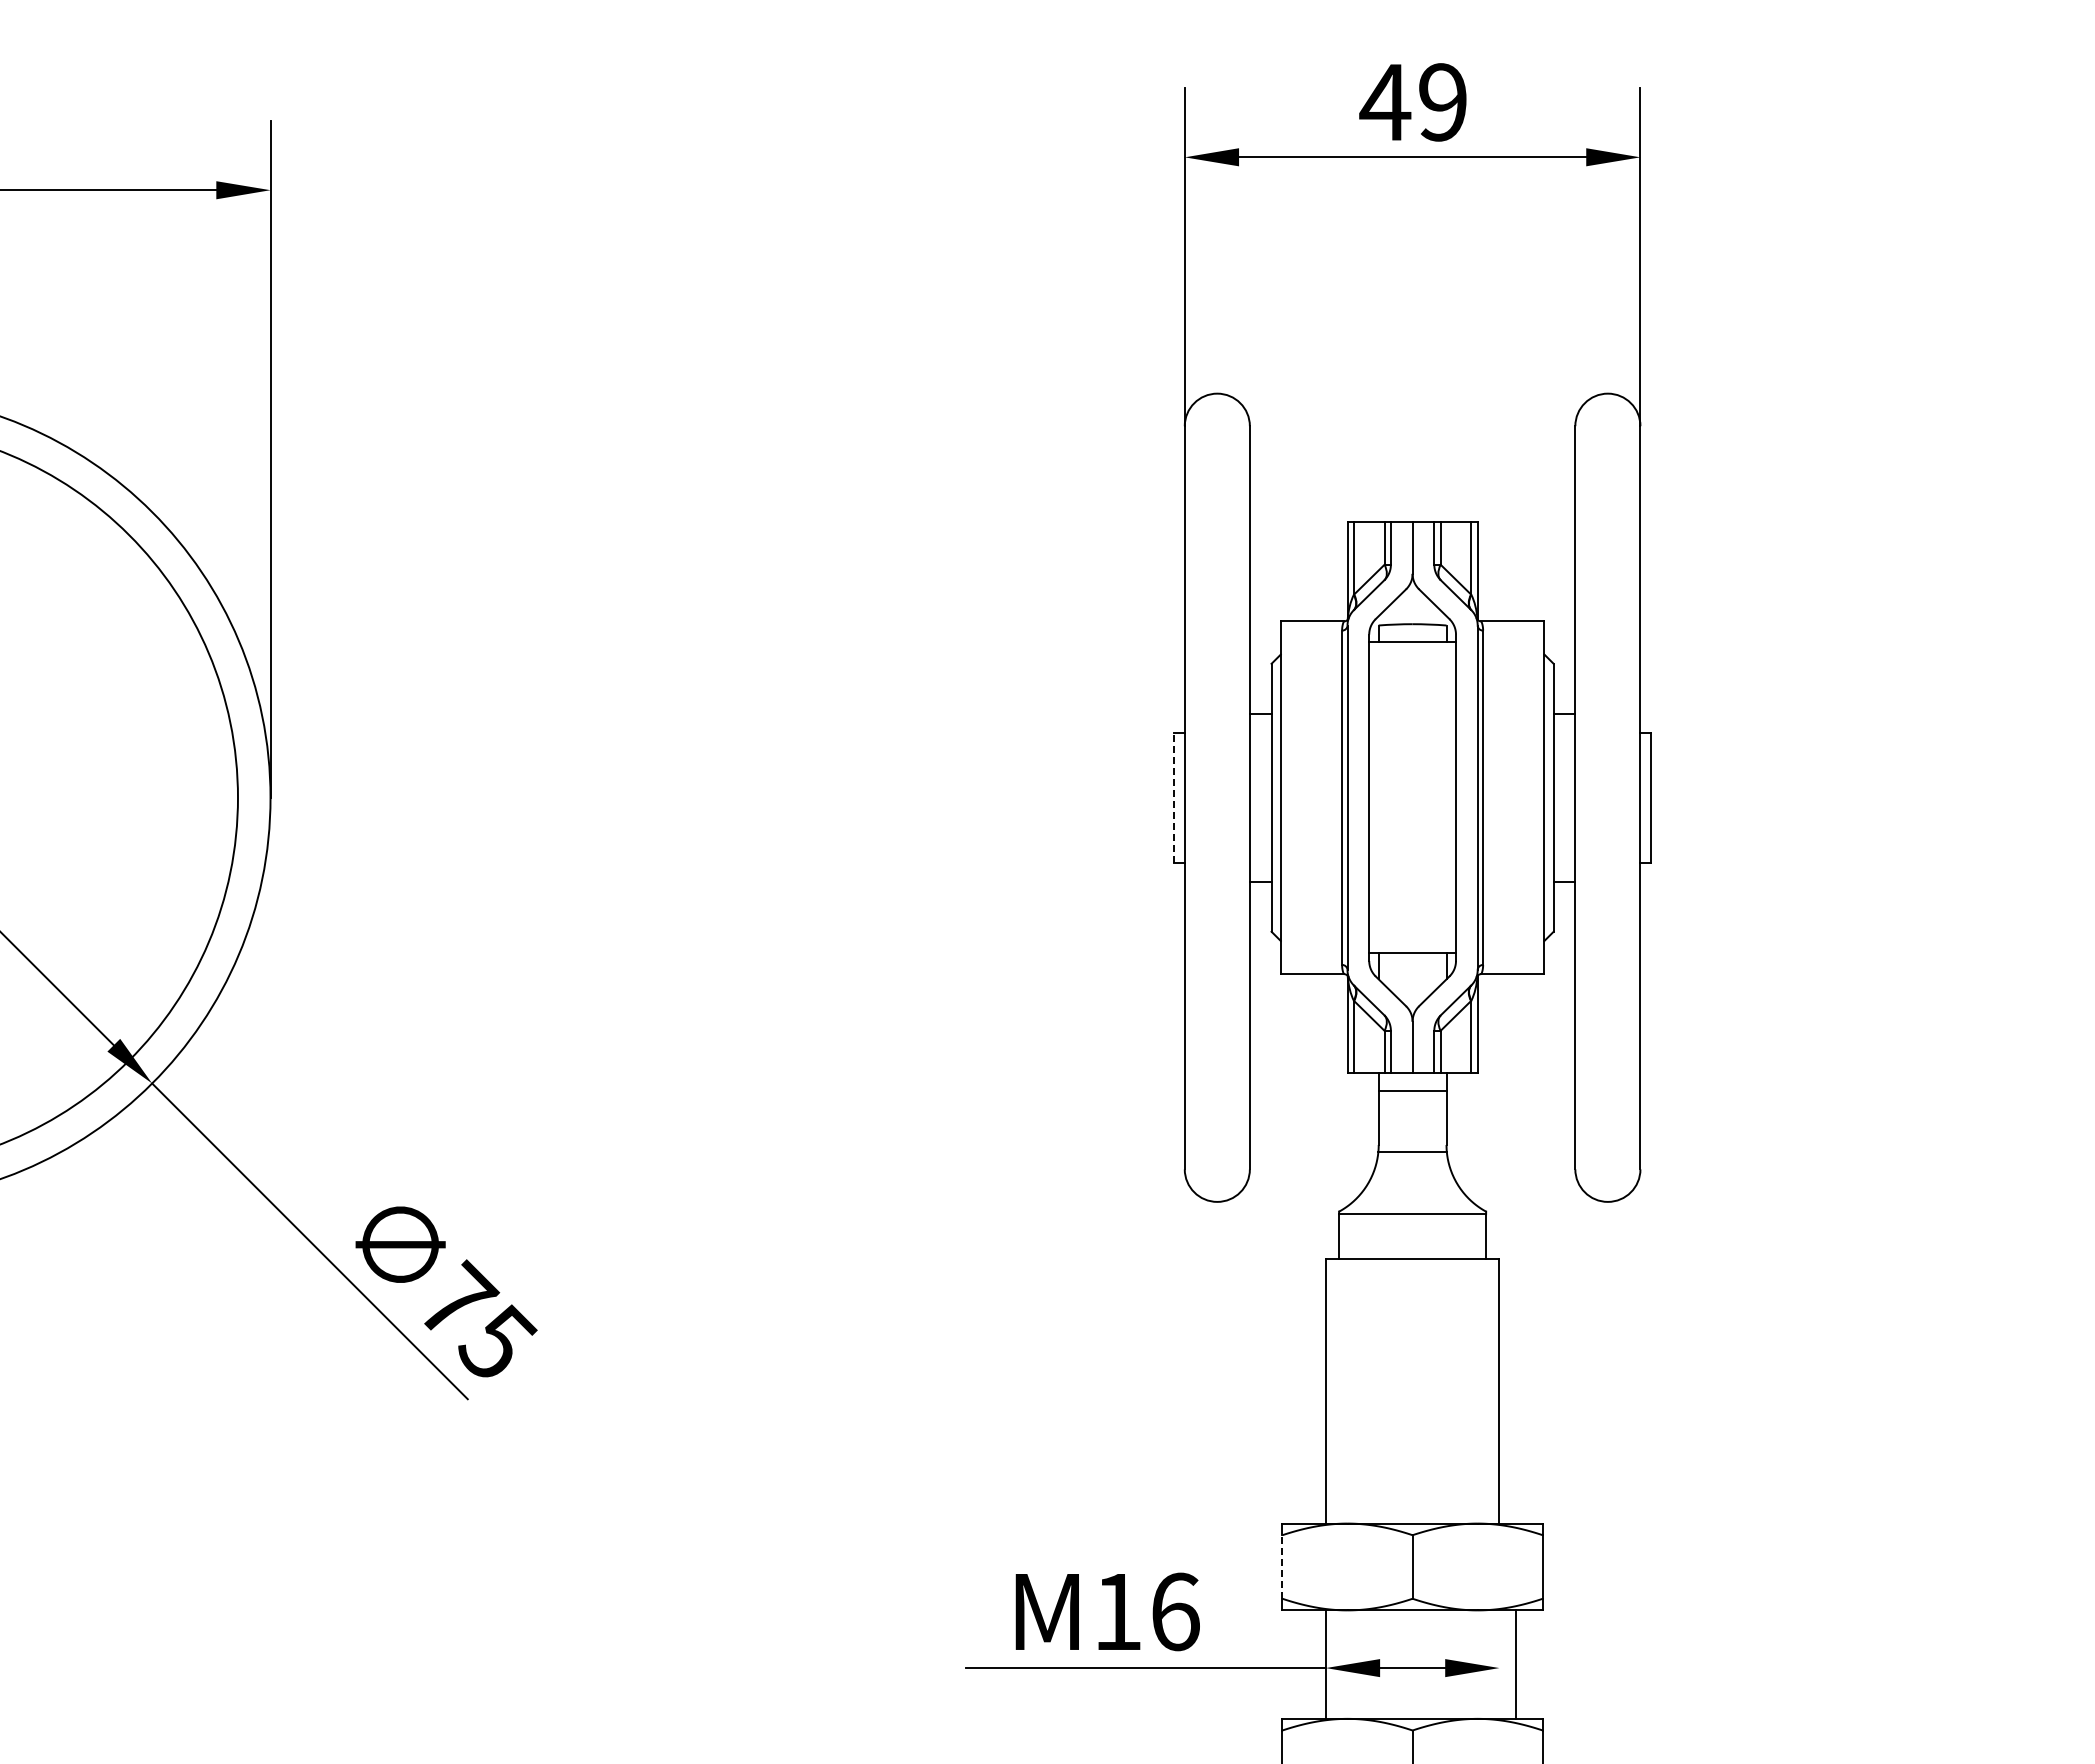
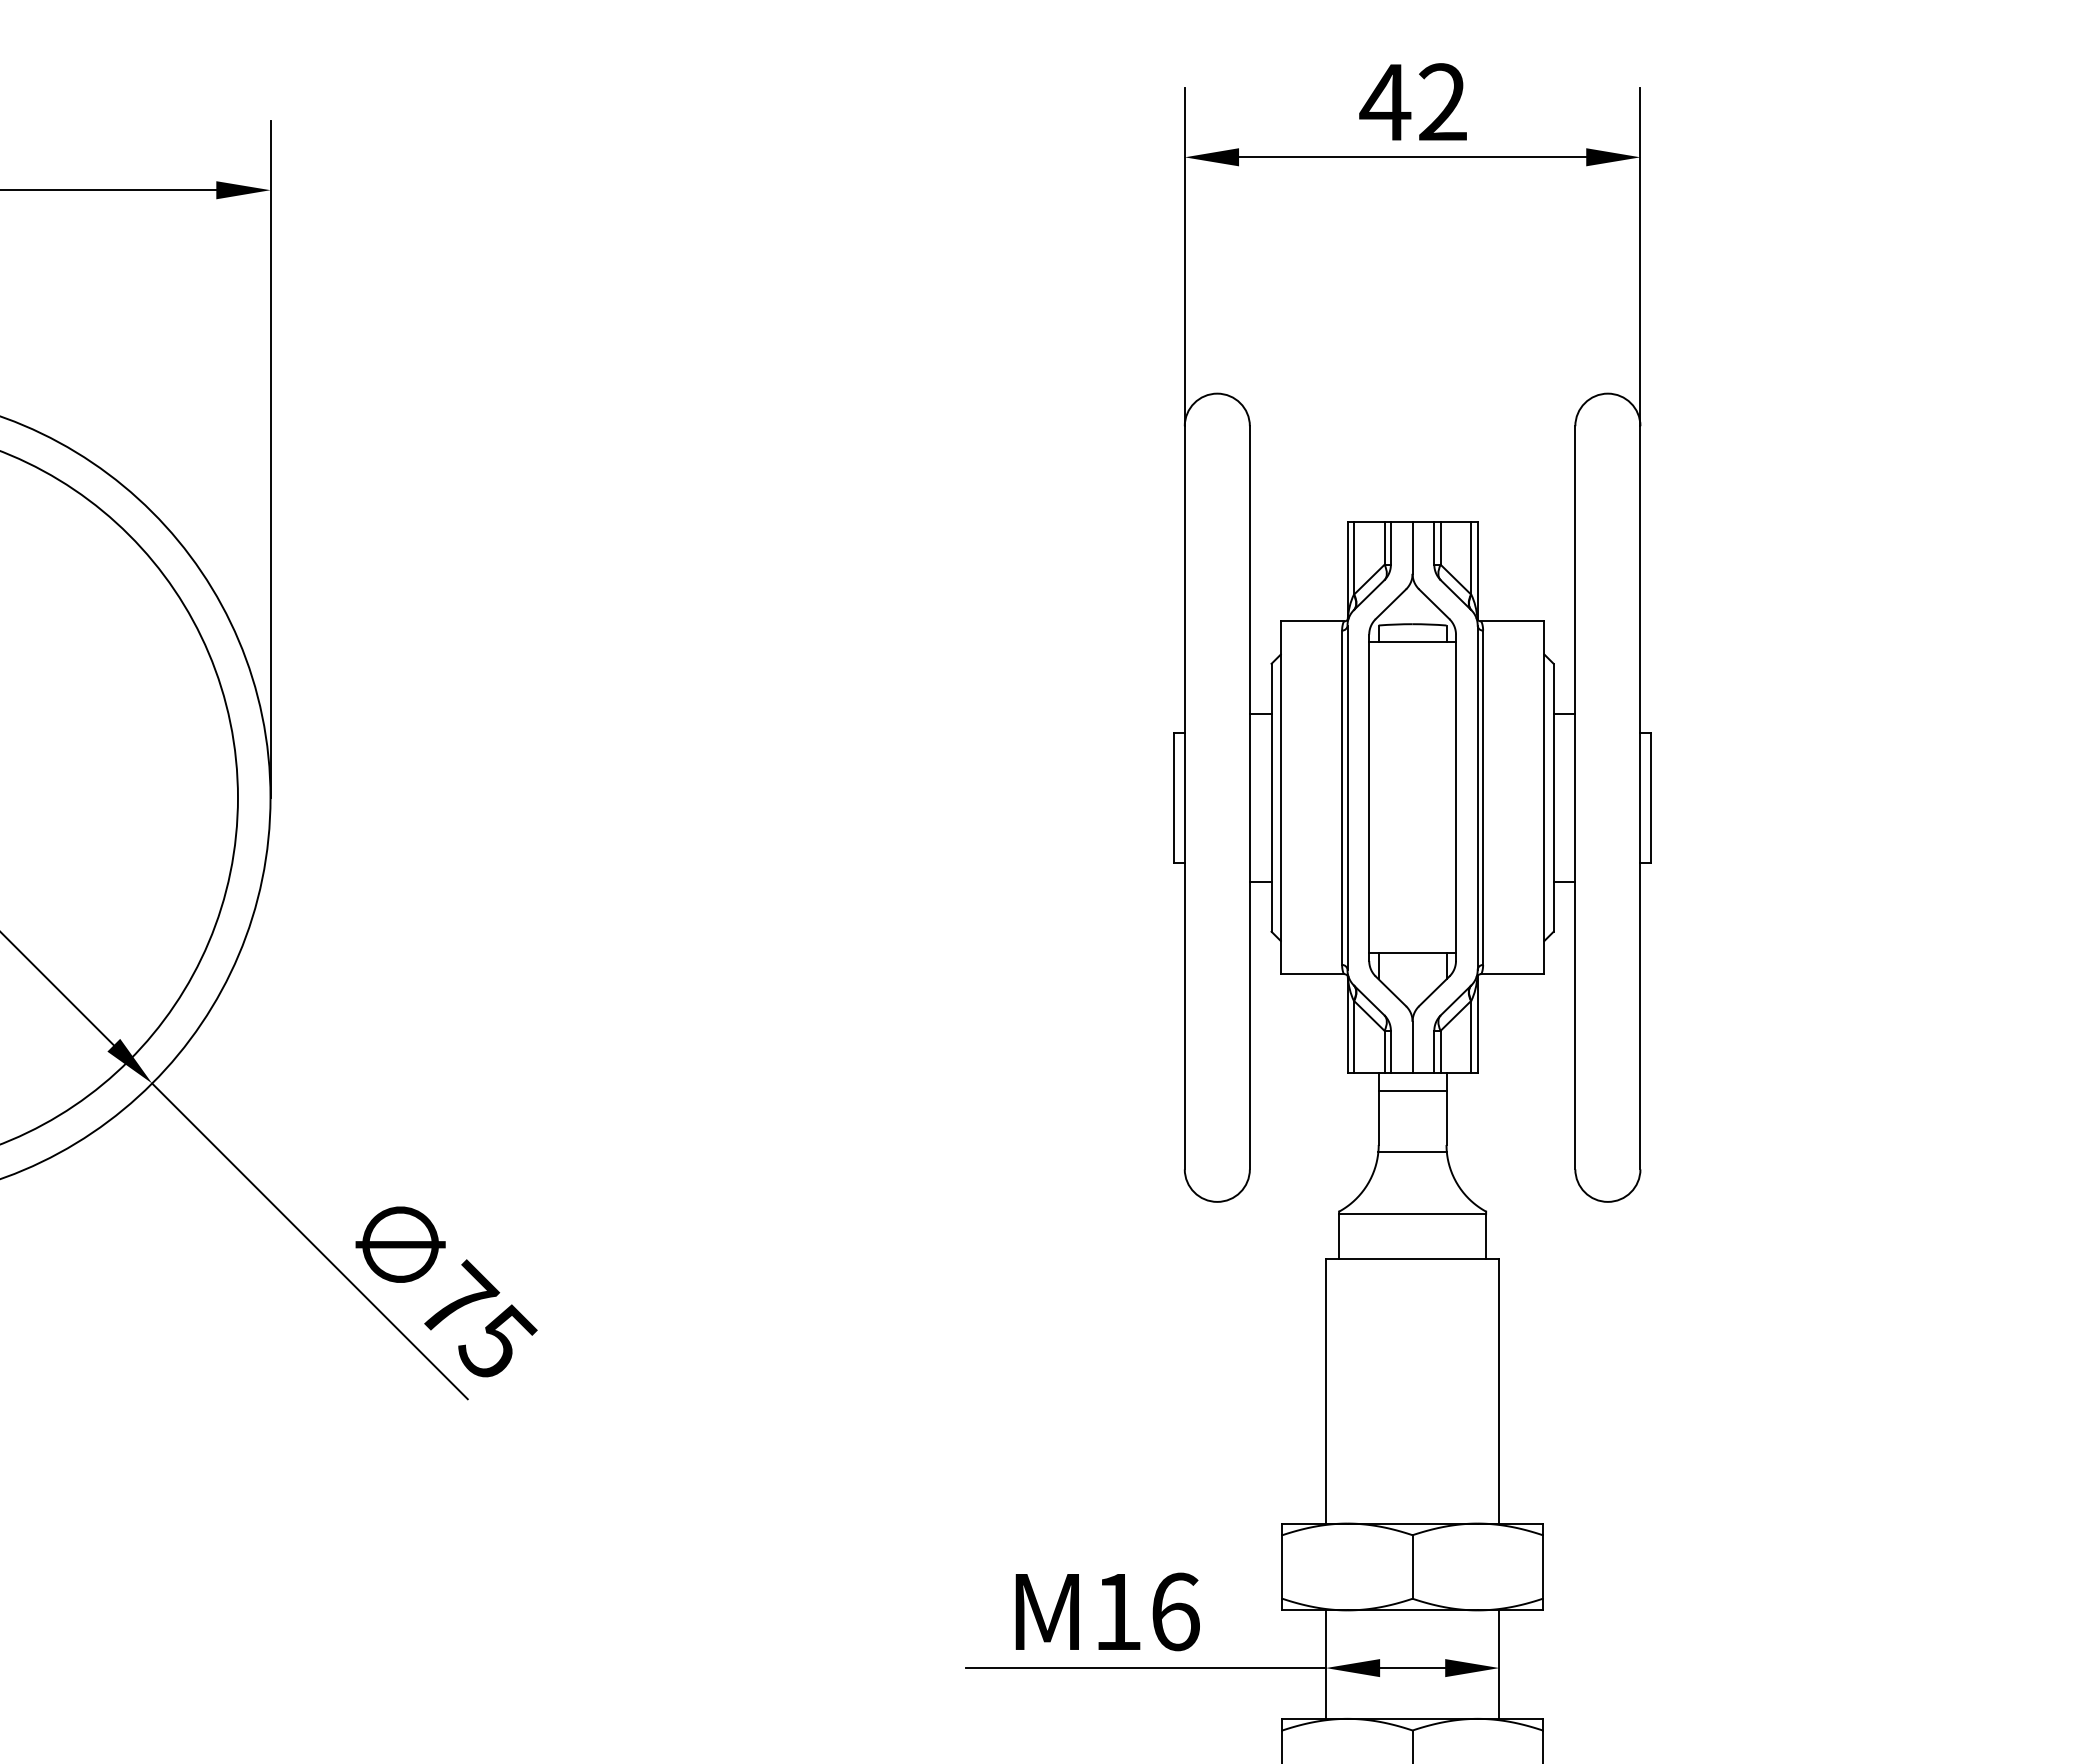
text: 49 -> 42 (1442, 102)
line: dashed -> solid (1173, 797)
line: dashed -> solid (1282, 1566)
line position: (1516, 1664) -> (1499, 1664) (1499, 1664)
